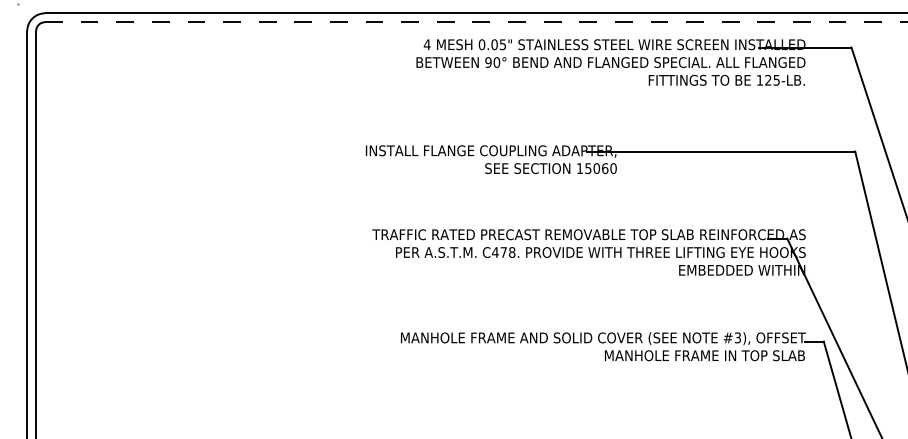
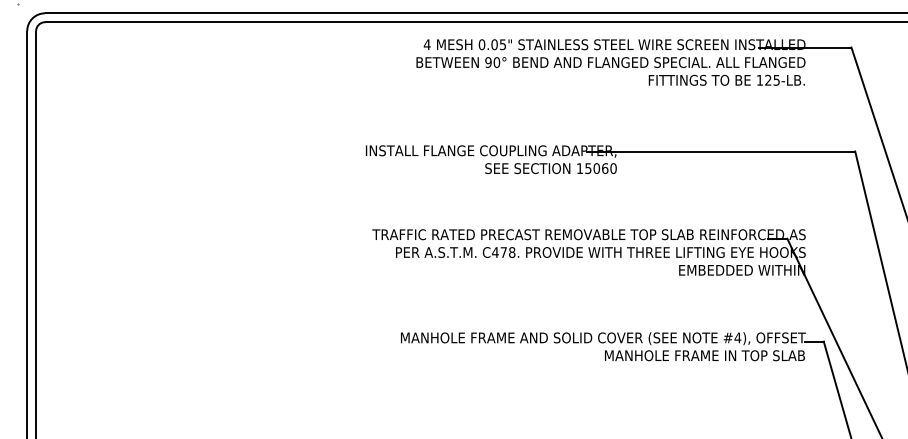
line: dashed -> solid (476, 22)
text: #3), -> #4), (737, 337)
